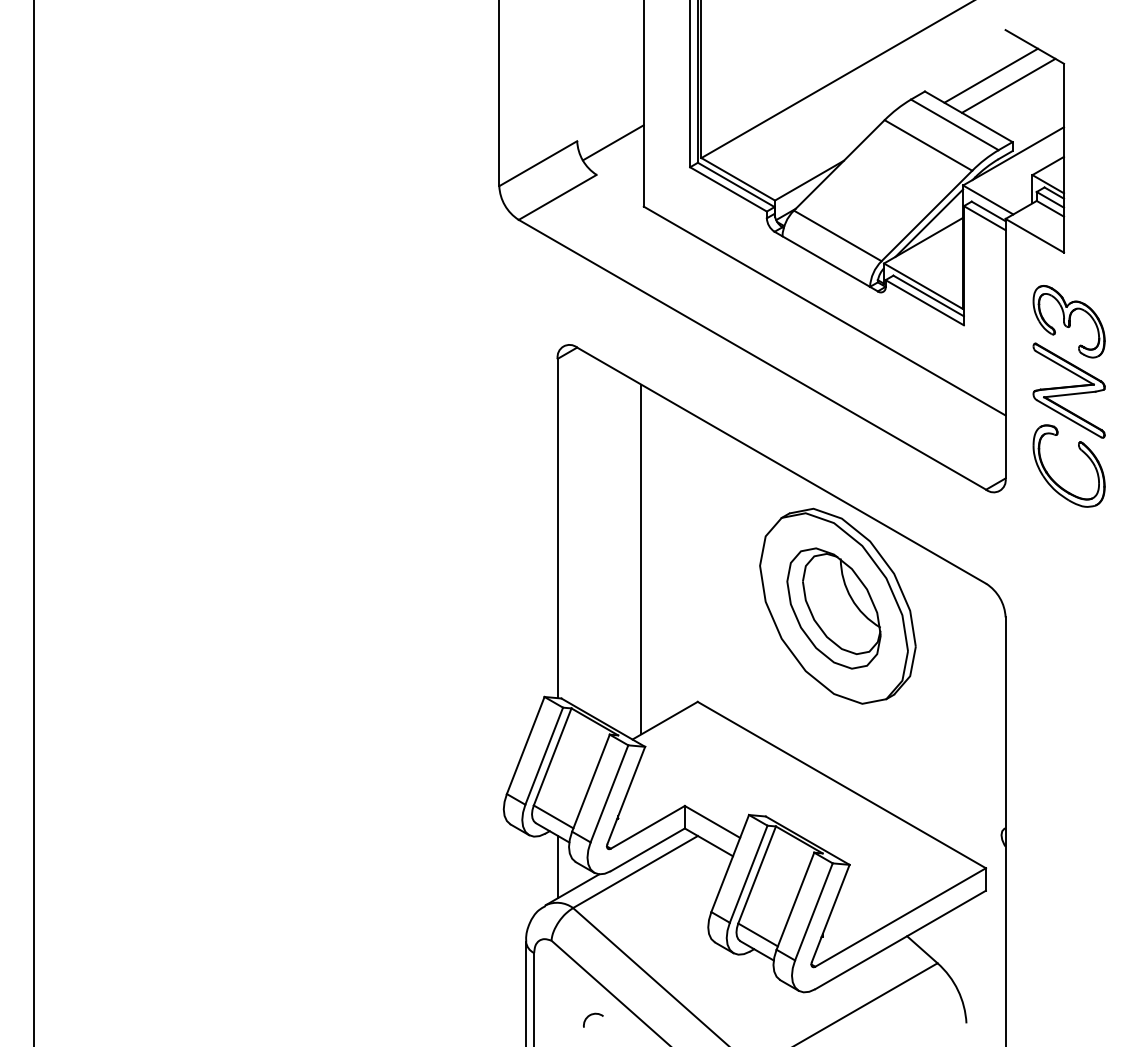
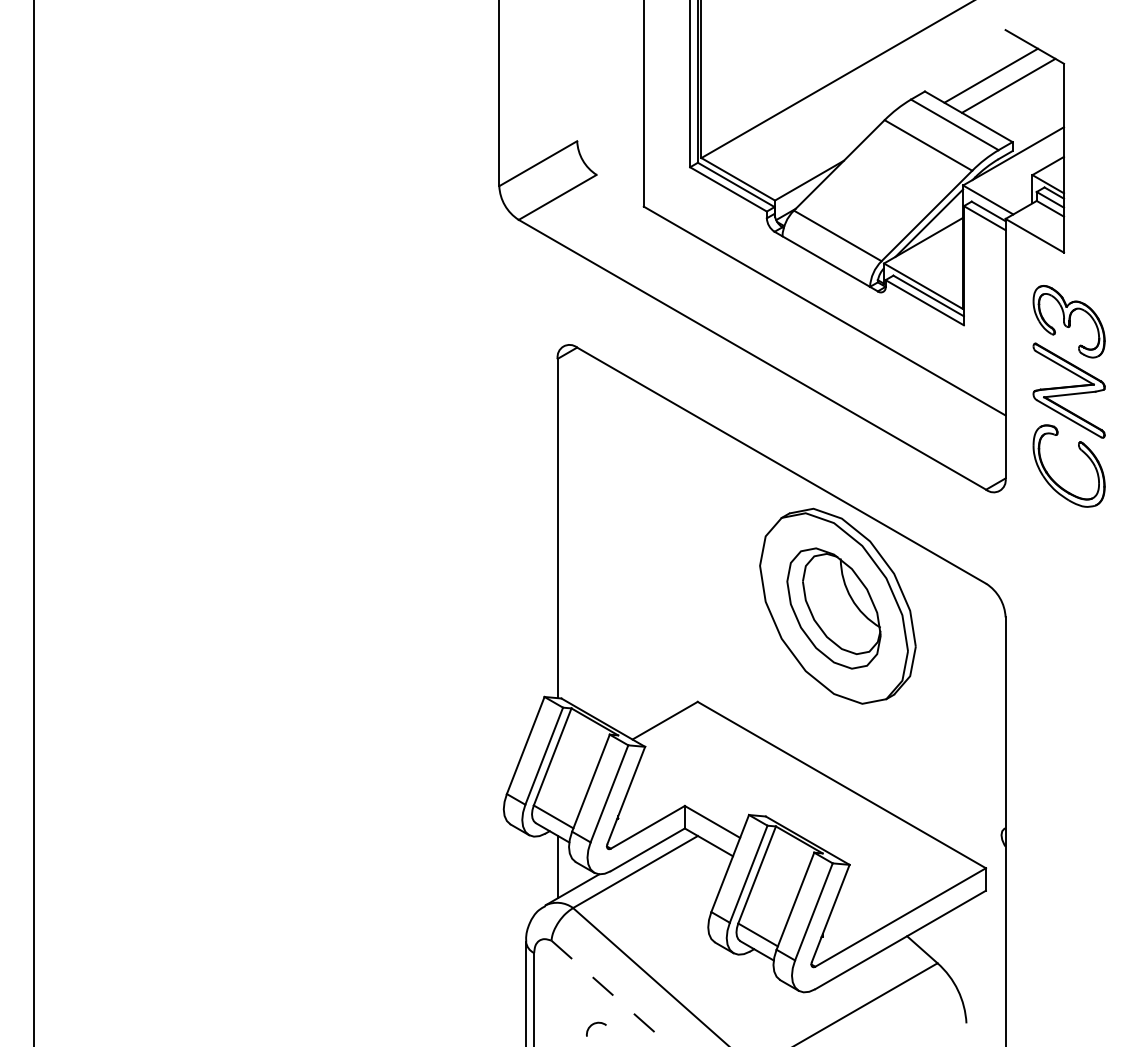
line: present -> none (612, 142)
line: present -> none (641, 559)
line: solid -> dashed (611, 993)
arc position: (592, 1015) -> (595, 1024) (595, 1024)
